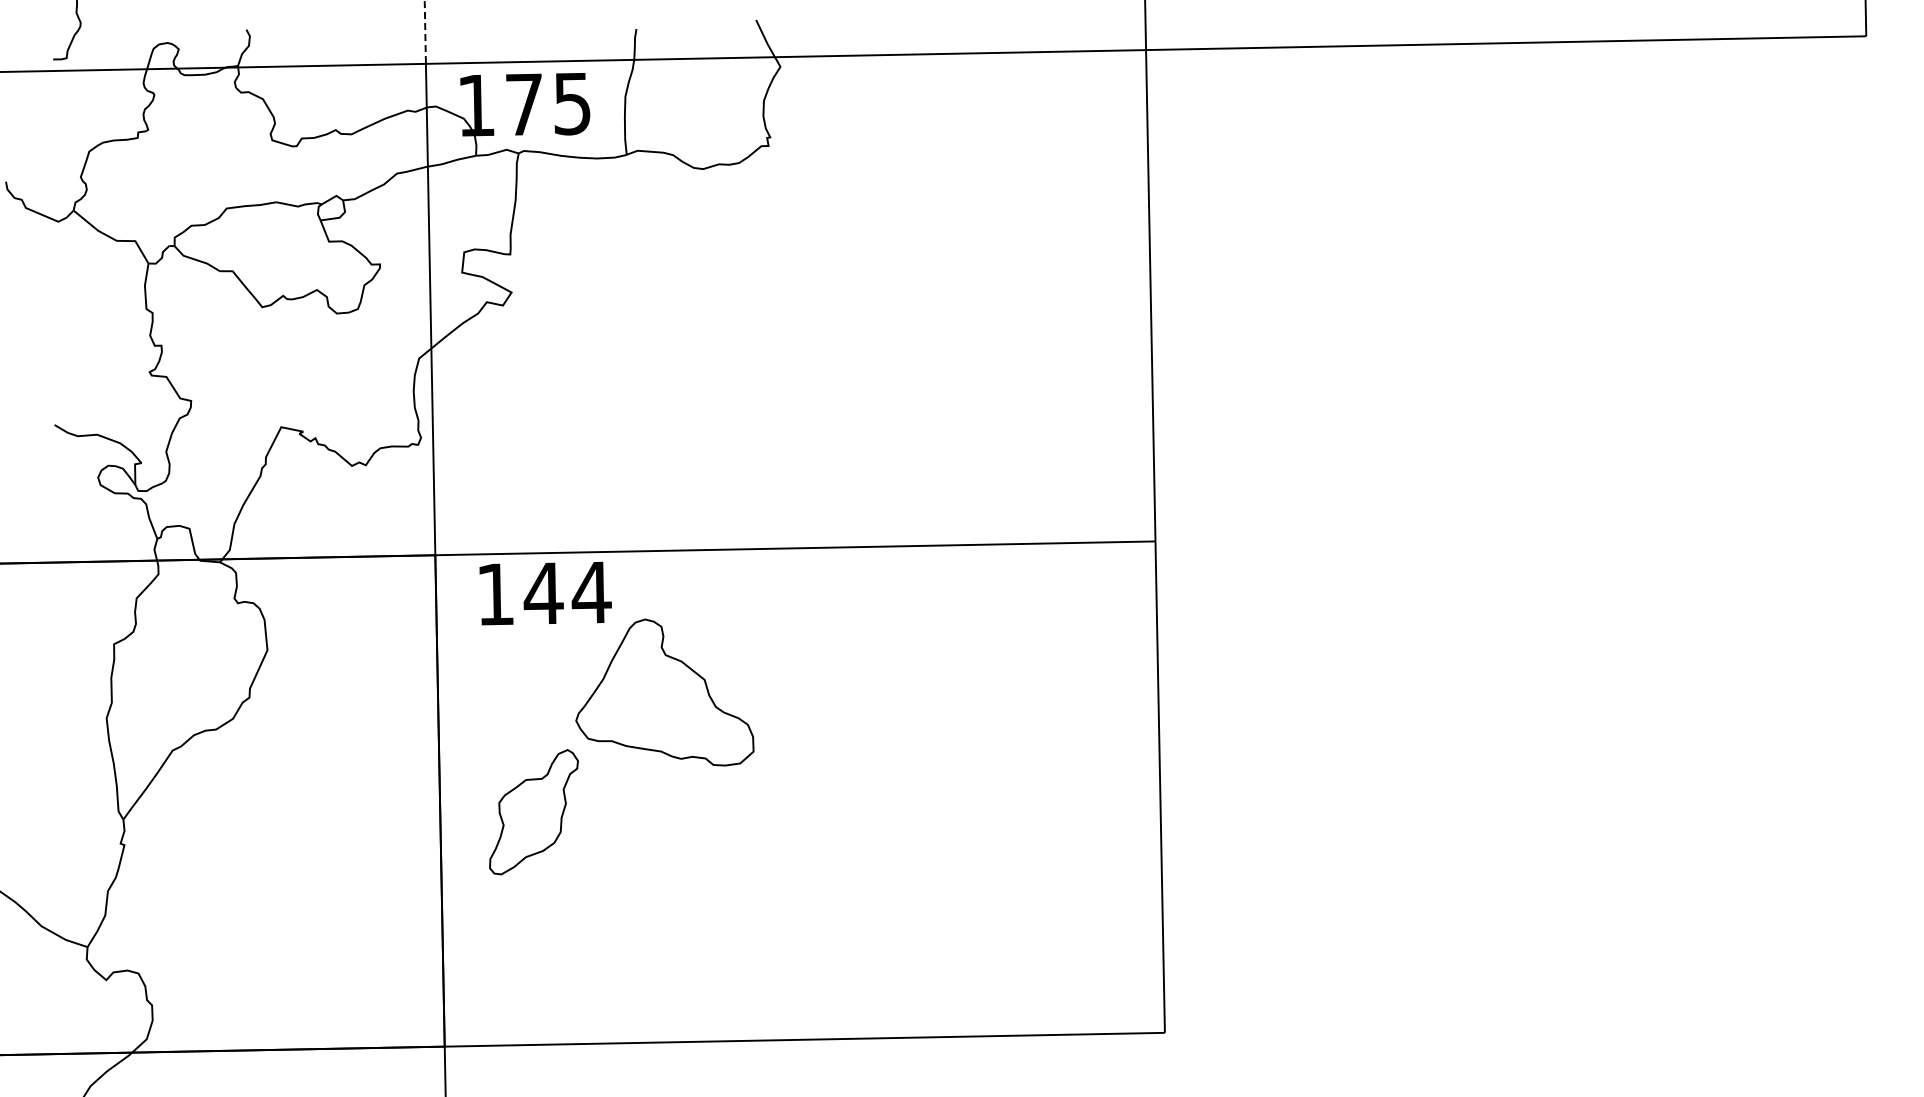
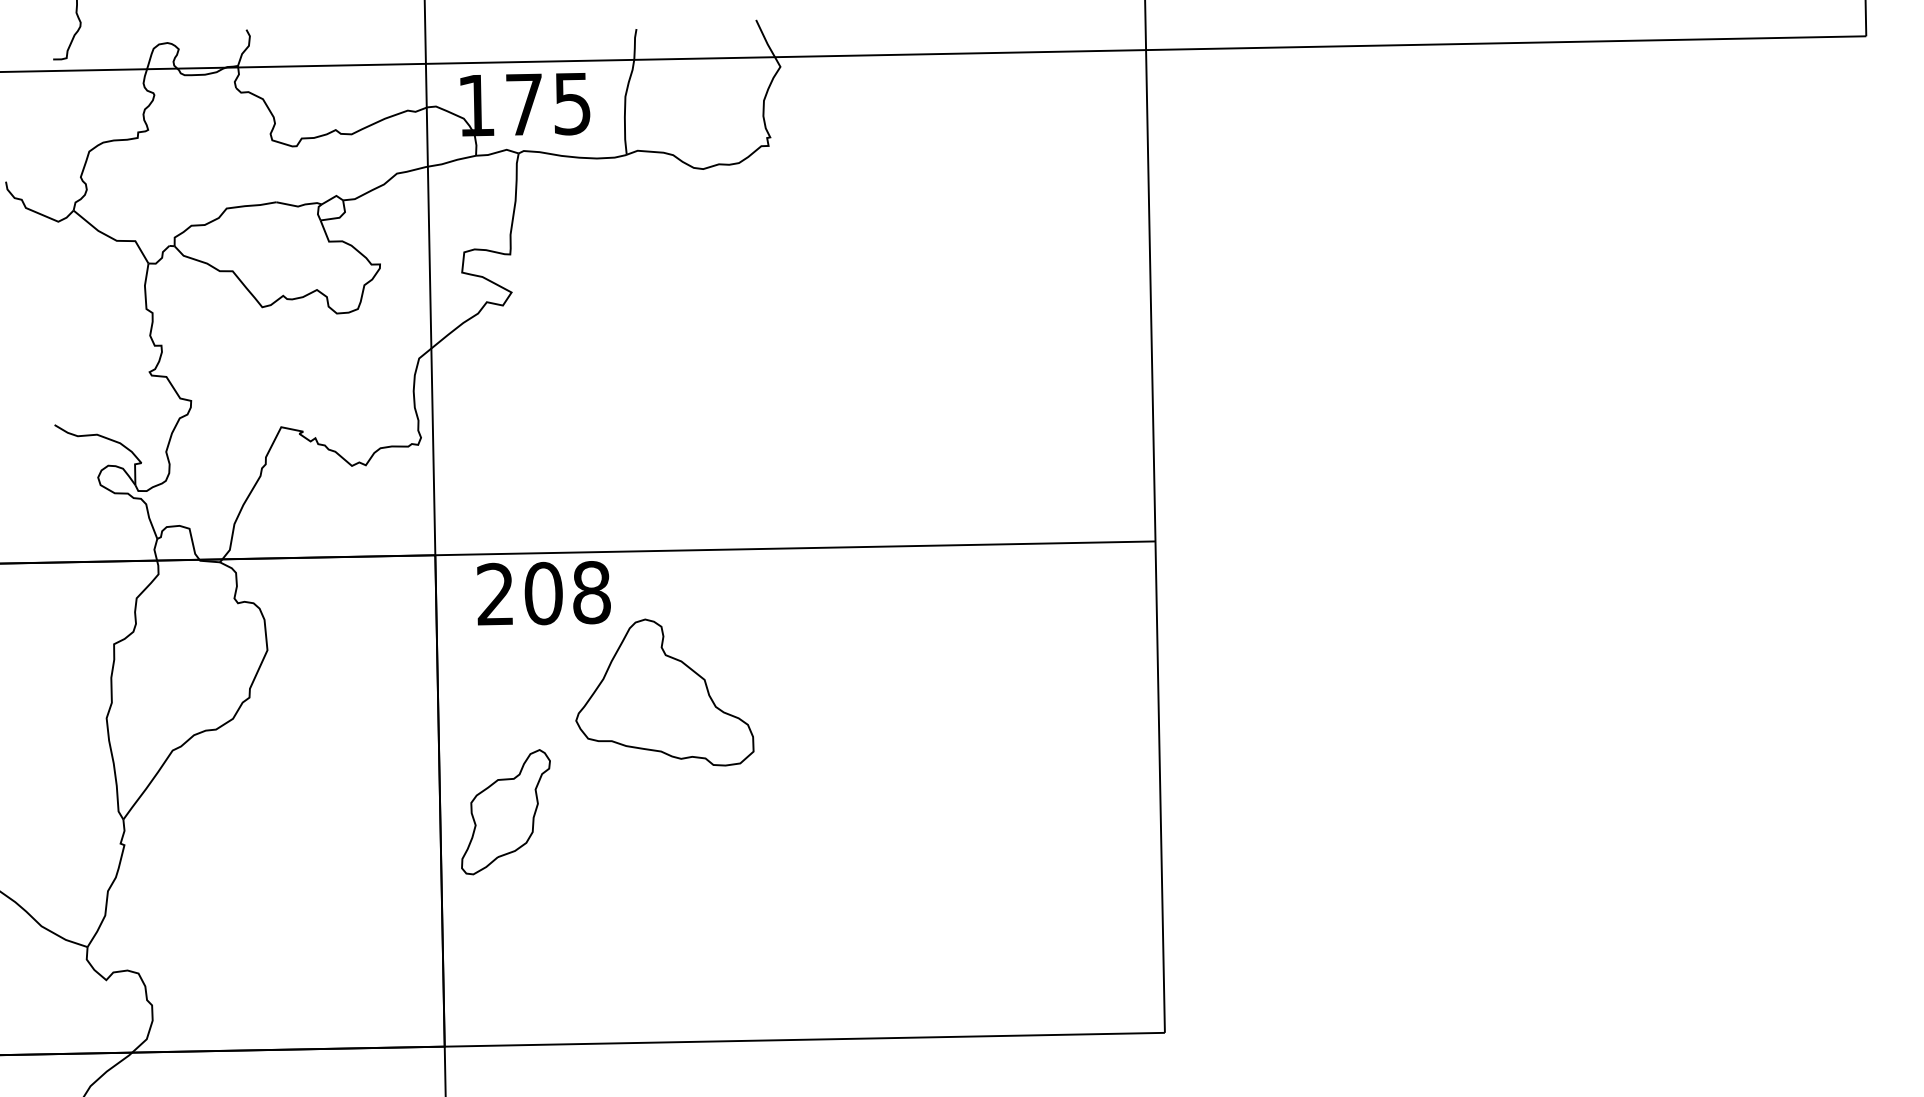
line: dashed -> solid (425, 32)
text: 144 -> 208 (544, 593)
part position: (533, 812) -> (505, 812) (505, 812)
